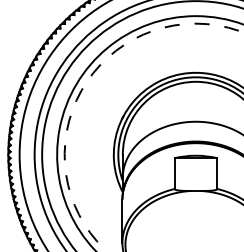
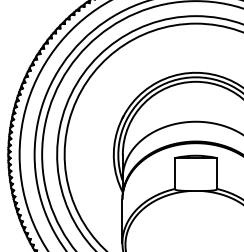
arc: dashed -> solid (84, 85)
